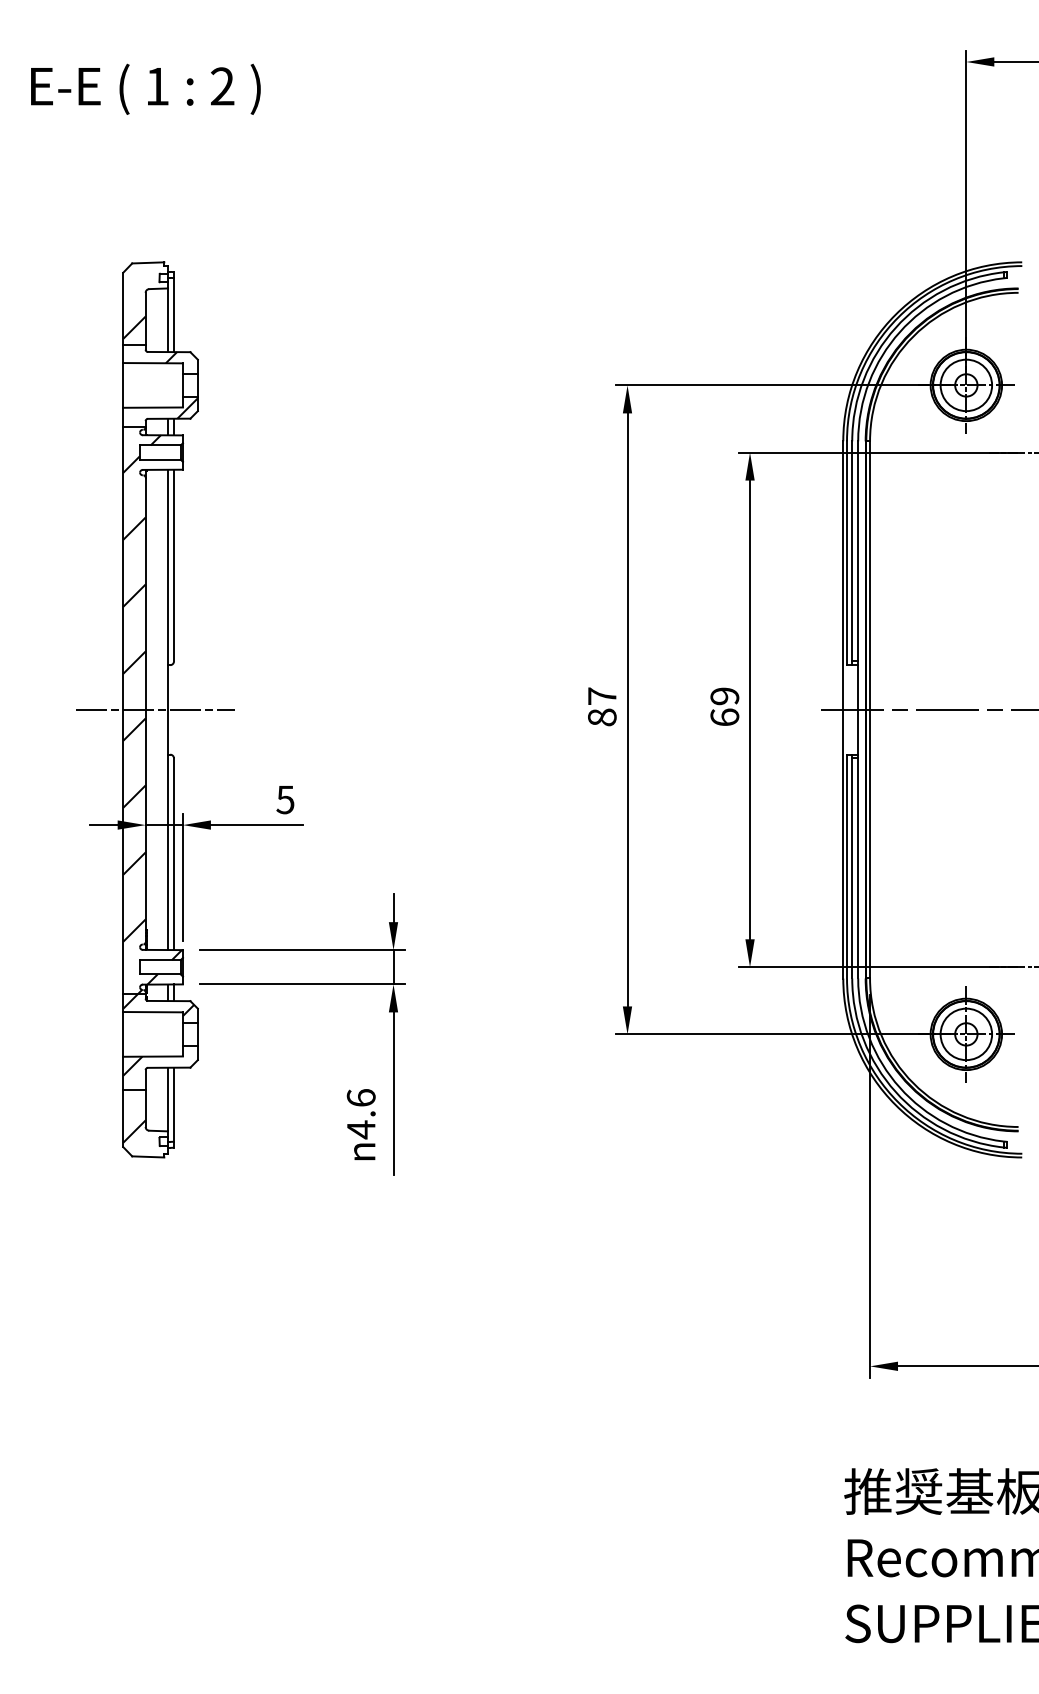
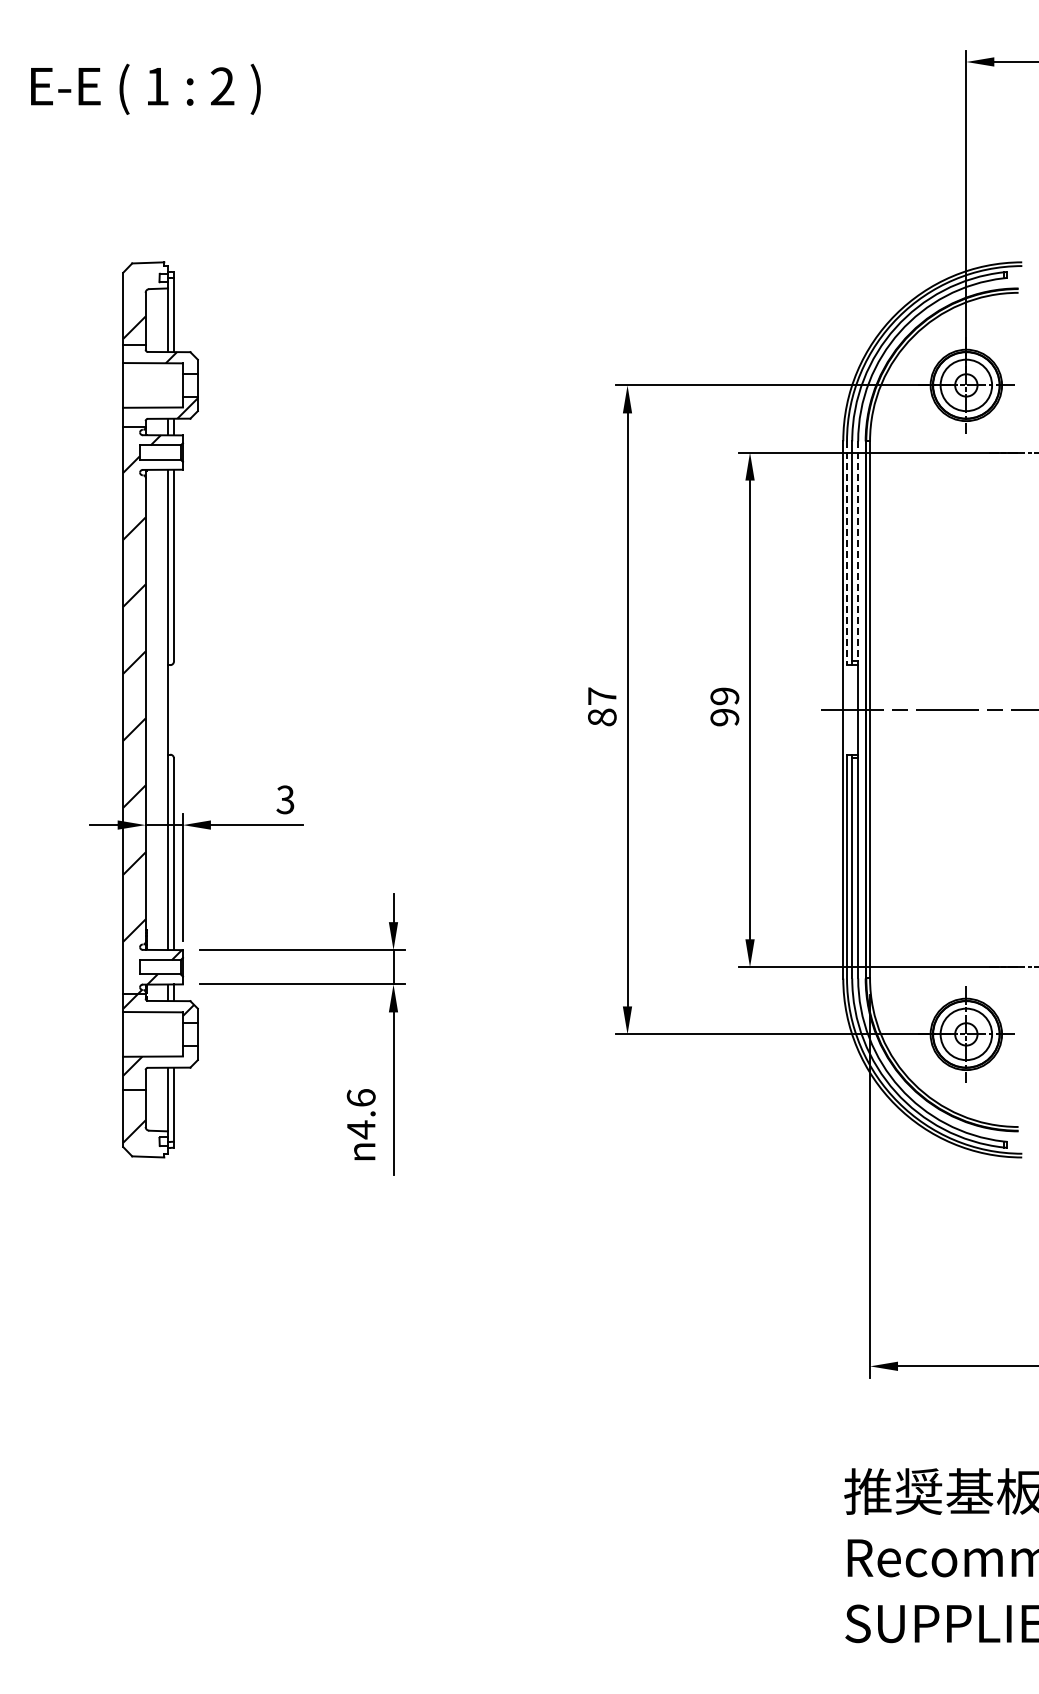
line: solid -> dashed (858, 551)
line: solid -> dashed (847, 553)
line: present -> none (155, 709)
text: 69 -> 99 (724, 717)
text: 5 -> 3 (285, 799)
